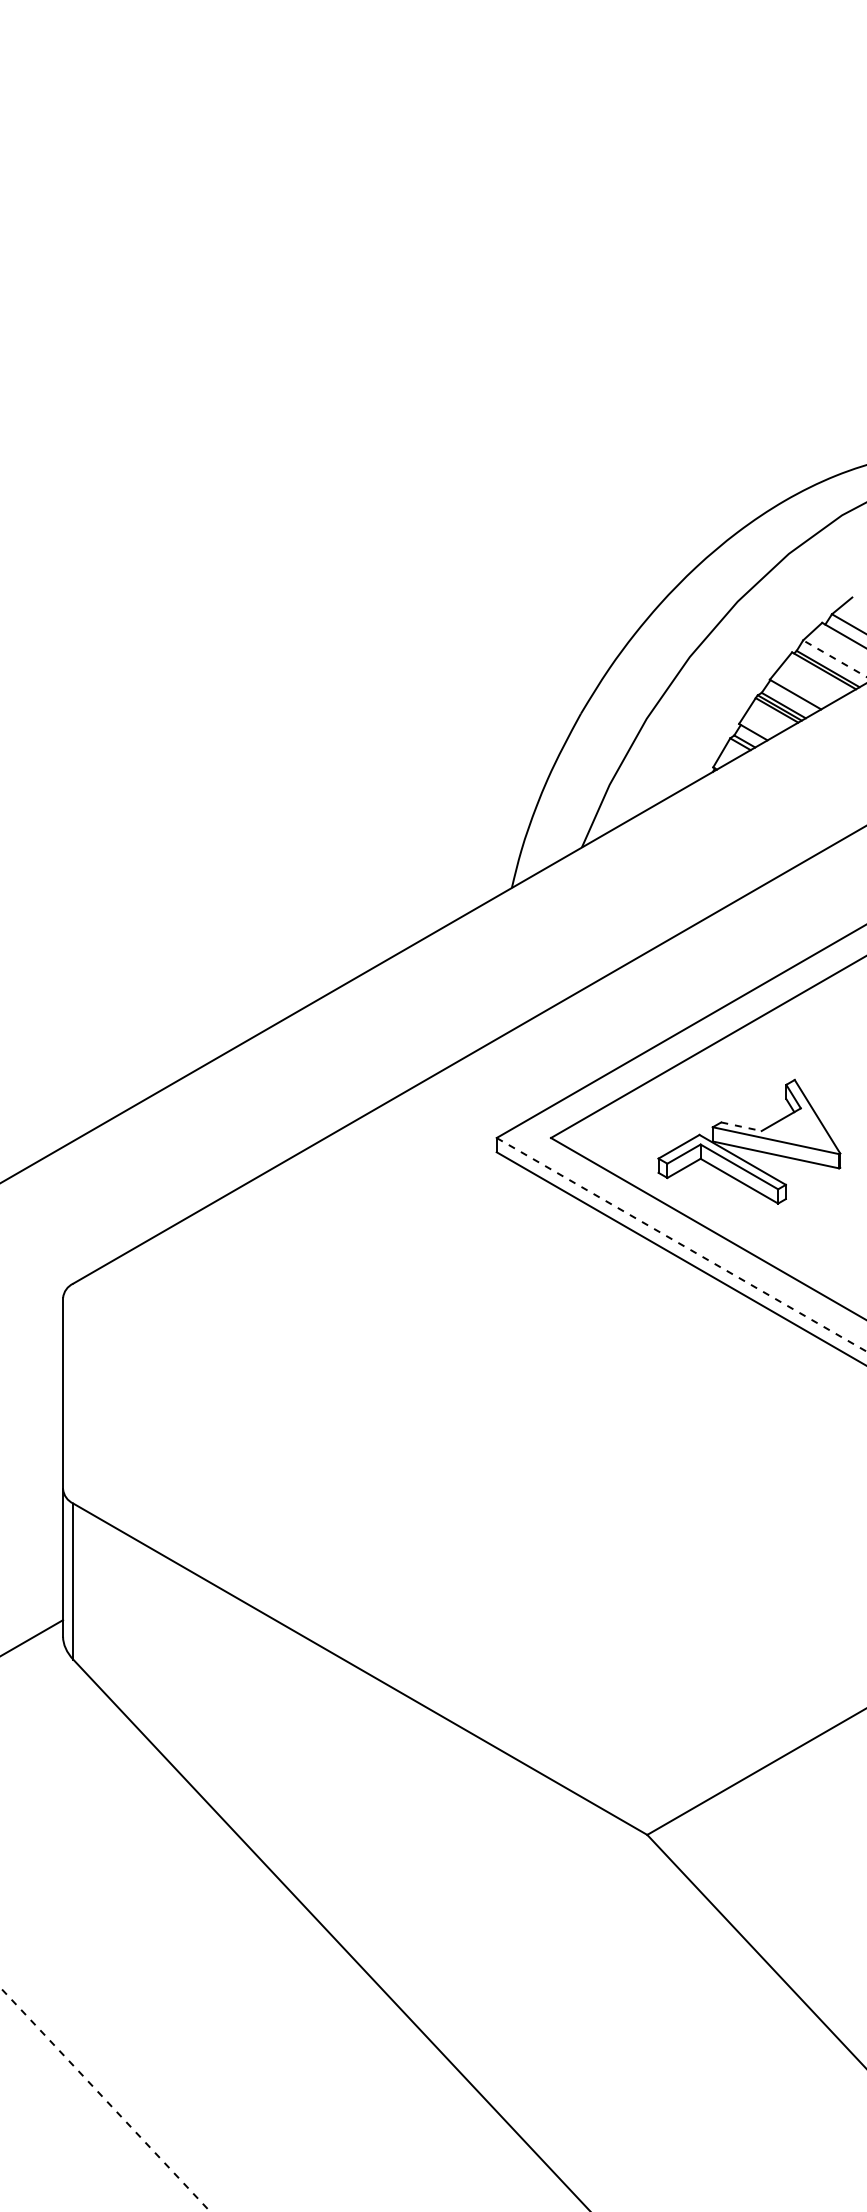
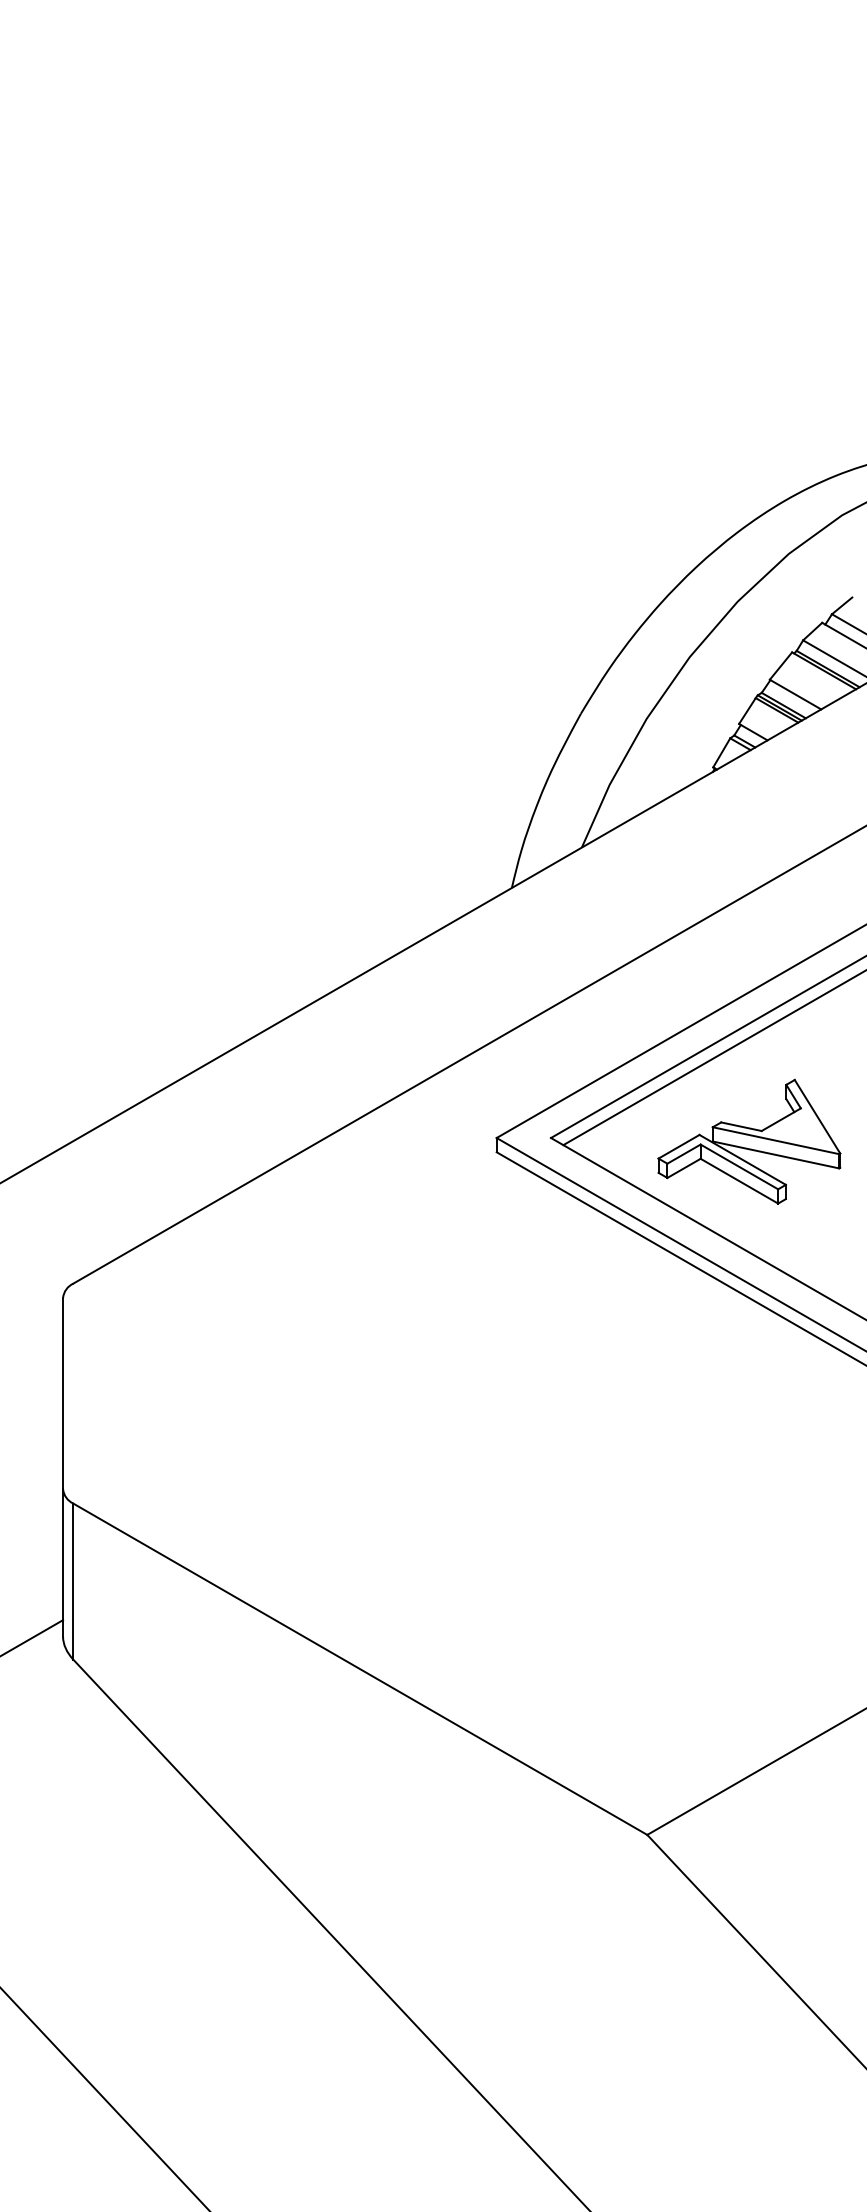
line: dashed -> solid (835, 658)
line: none -> present (713, 1058)
line: dashed -> solid (741, 1126)
line: dashed -> solid (681, 1244)
line: dashed -> solid (105, 2099)
